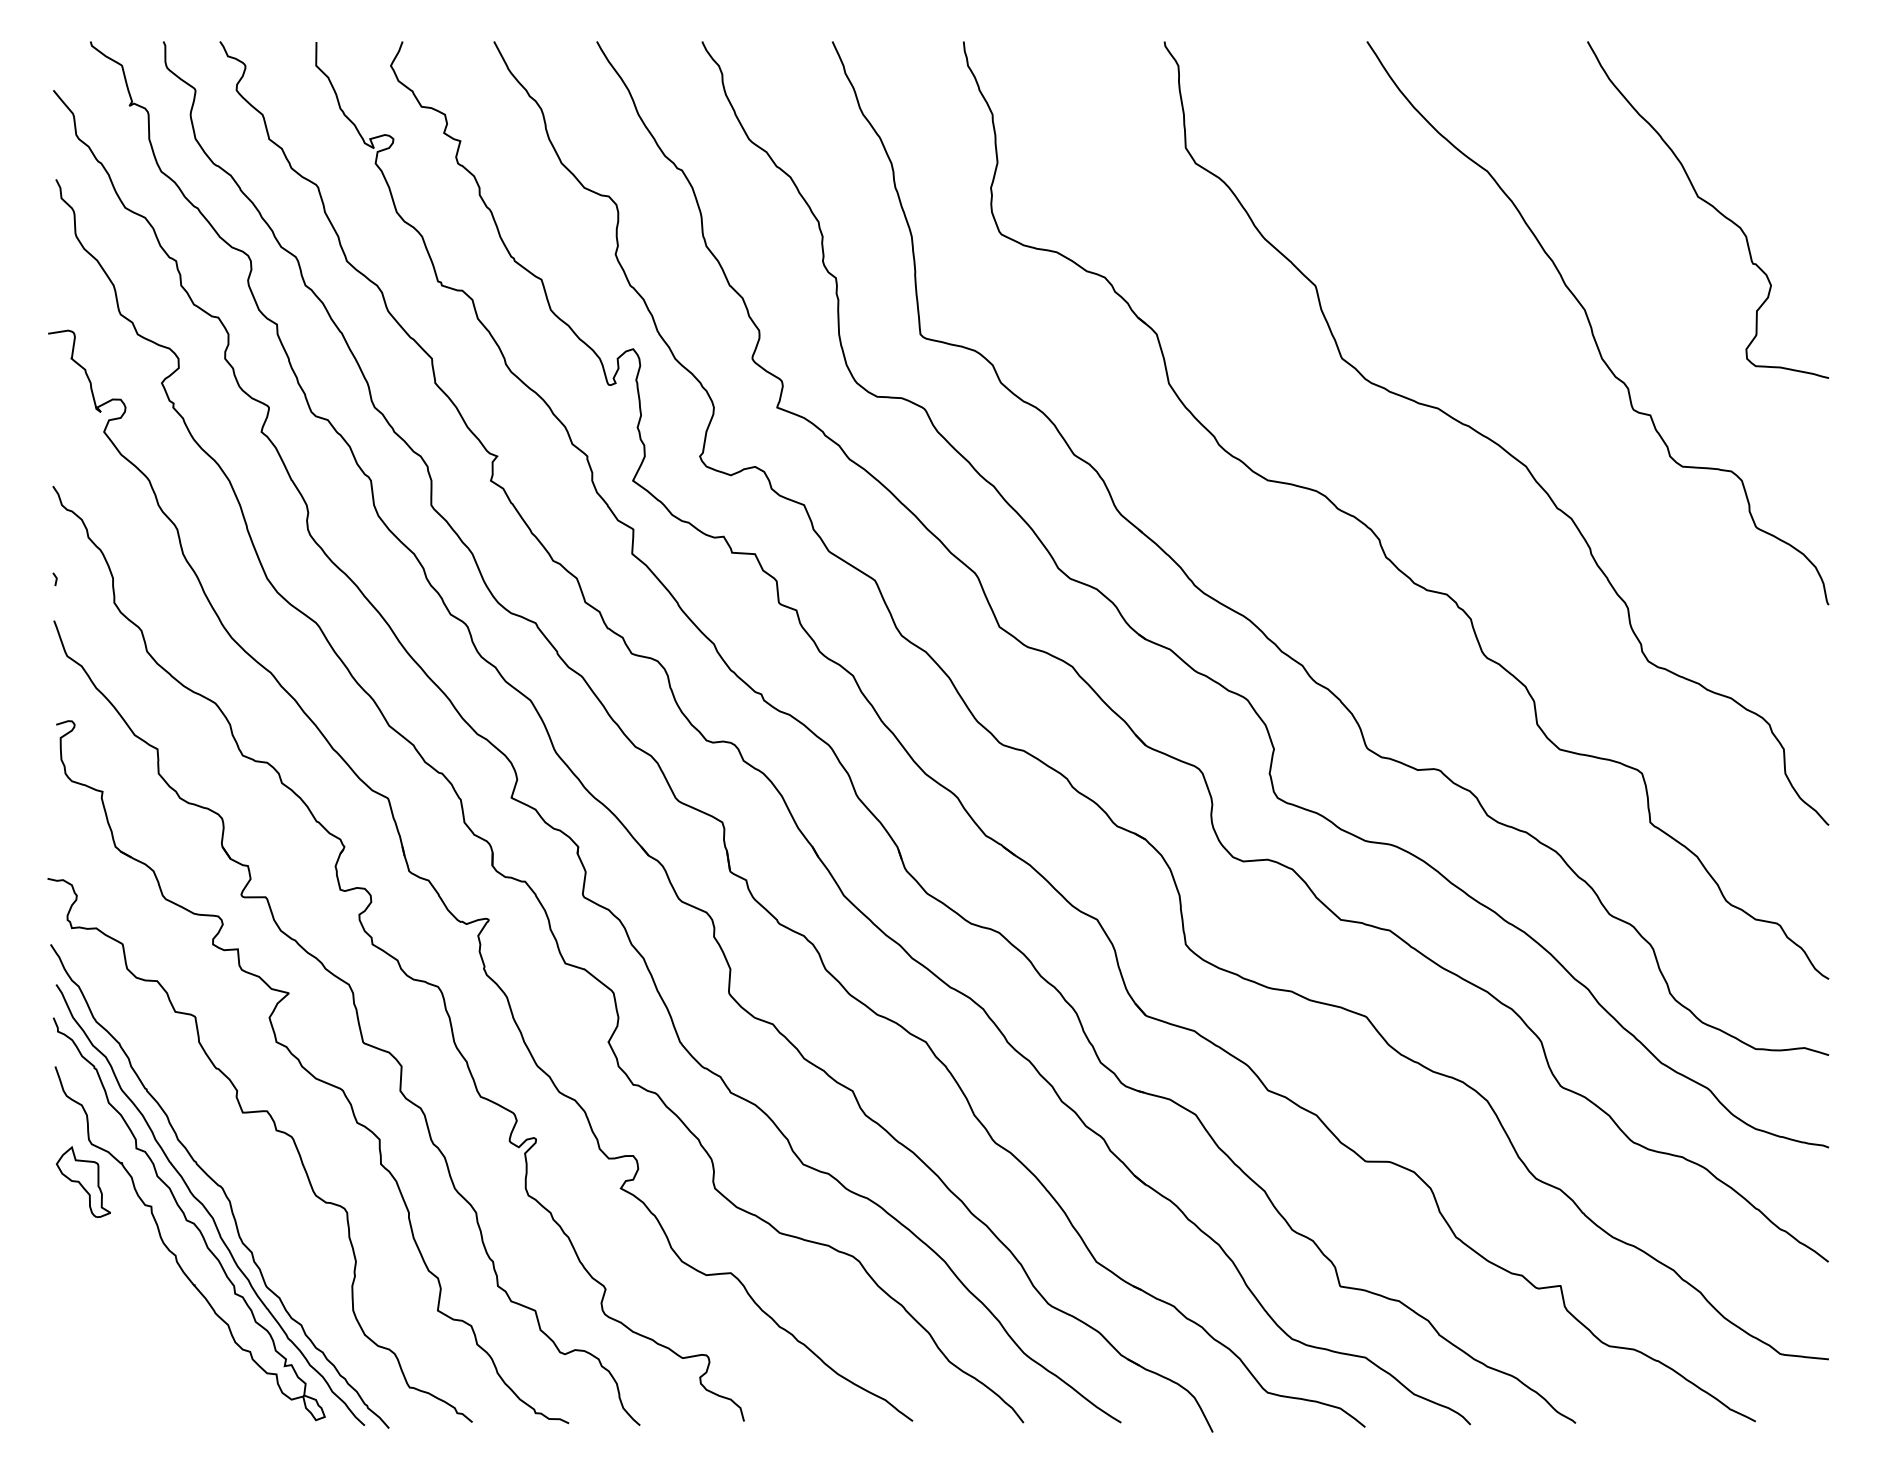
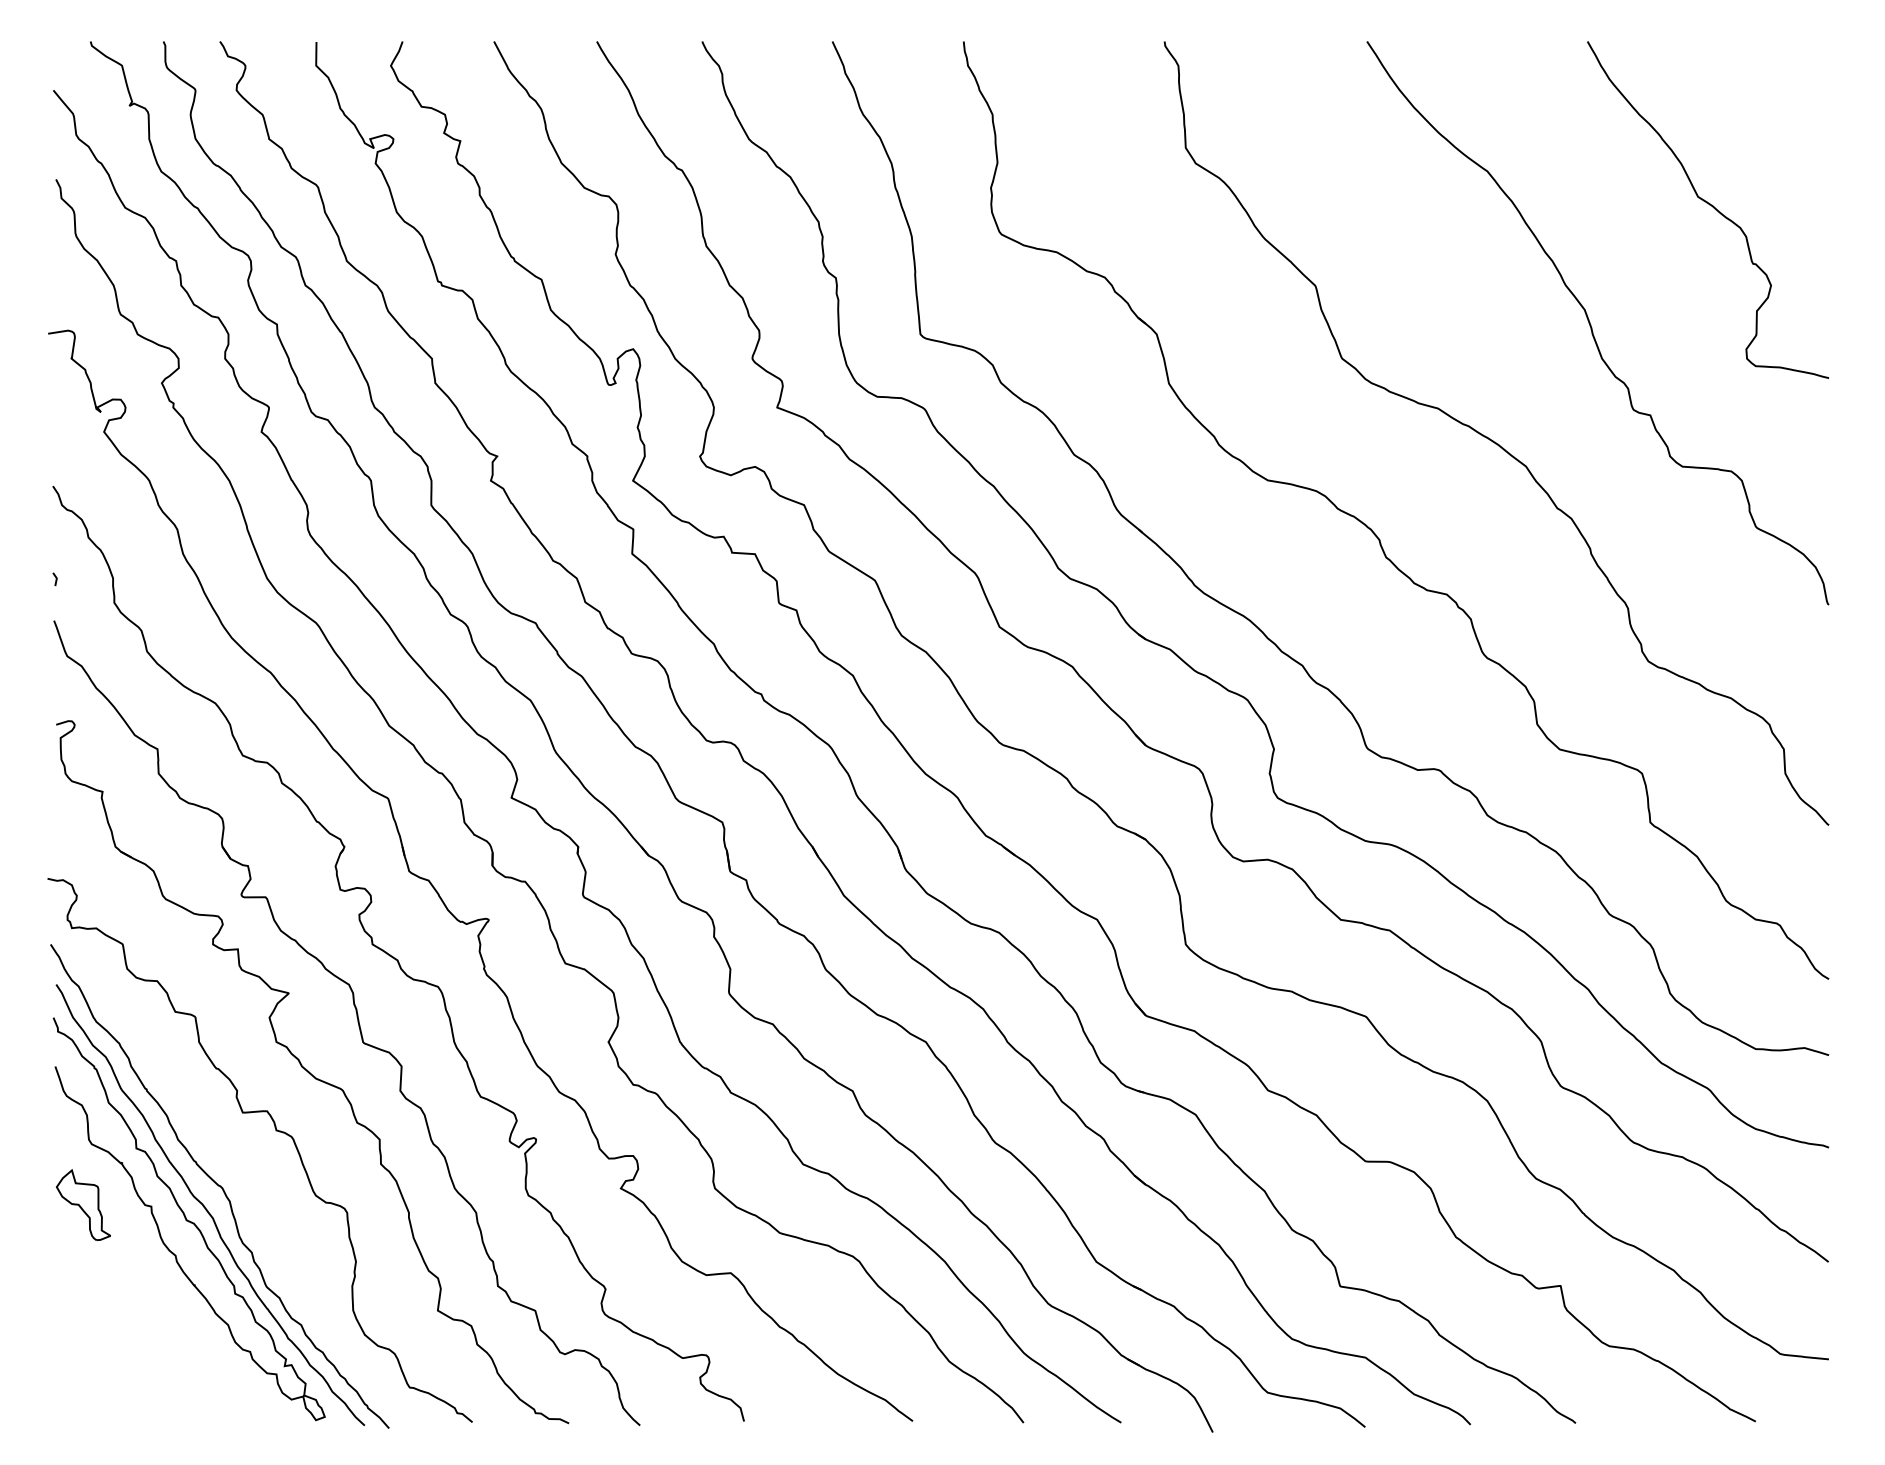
part position: (83, 1181) -> (83, 1204) (83, 1204)
